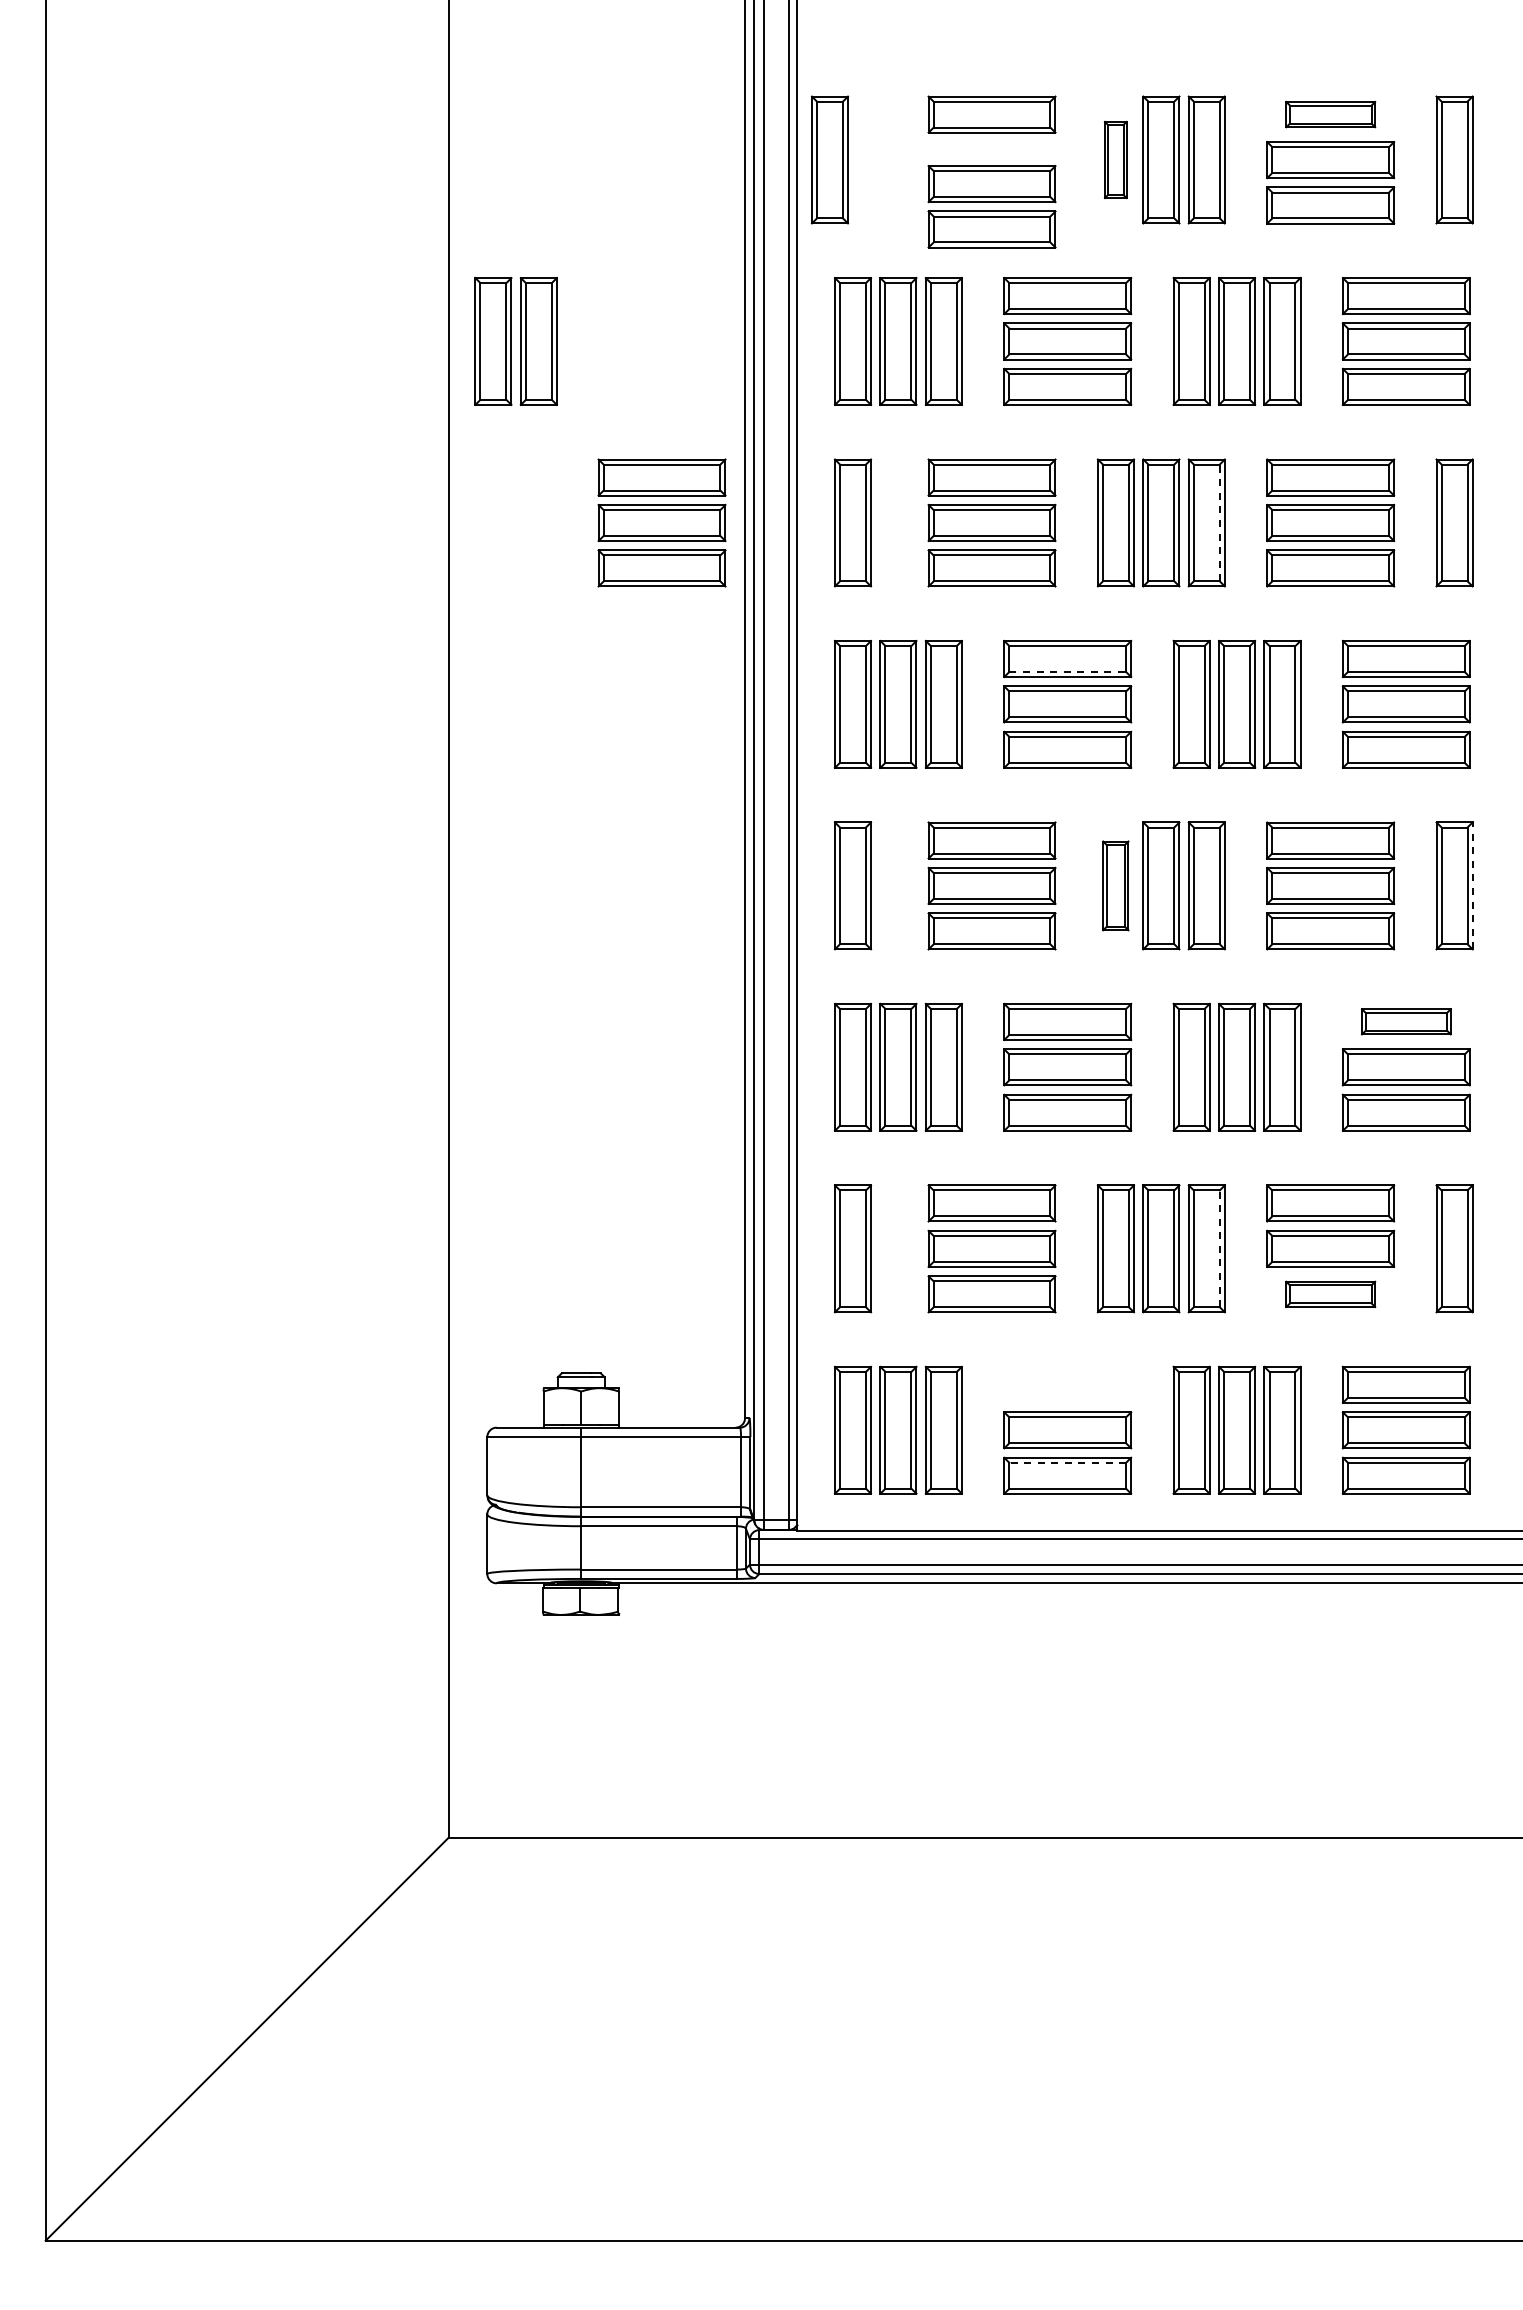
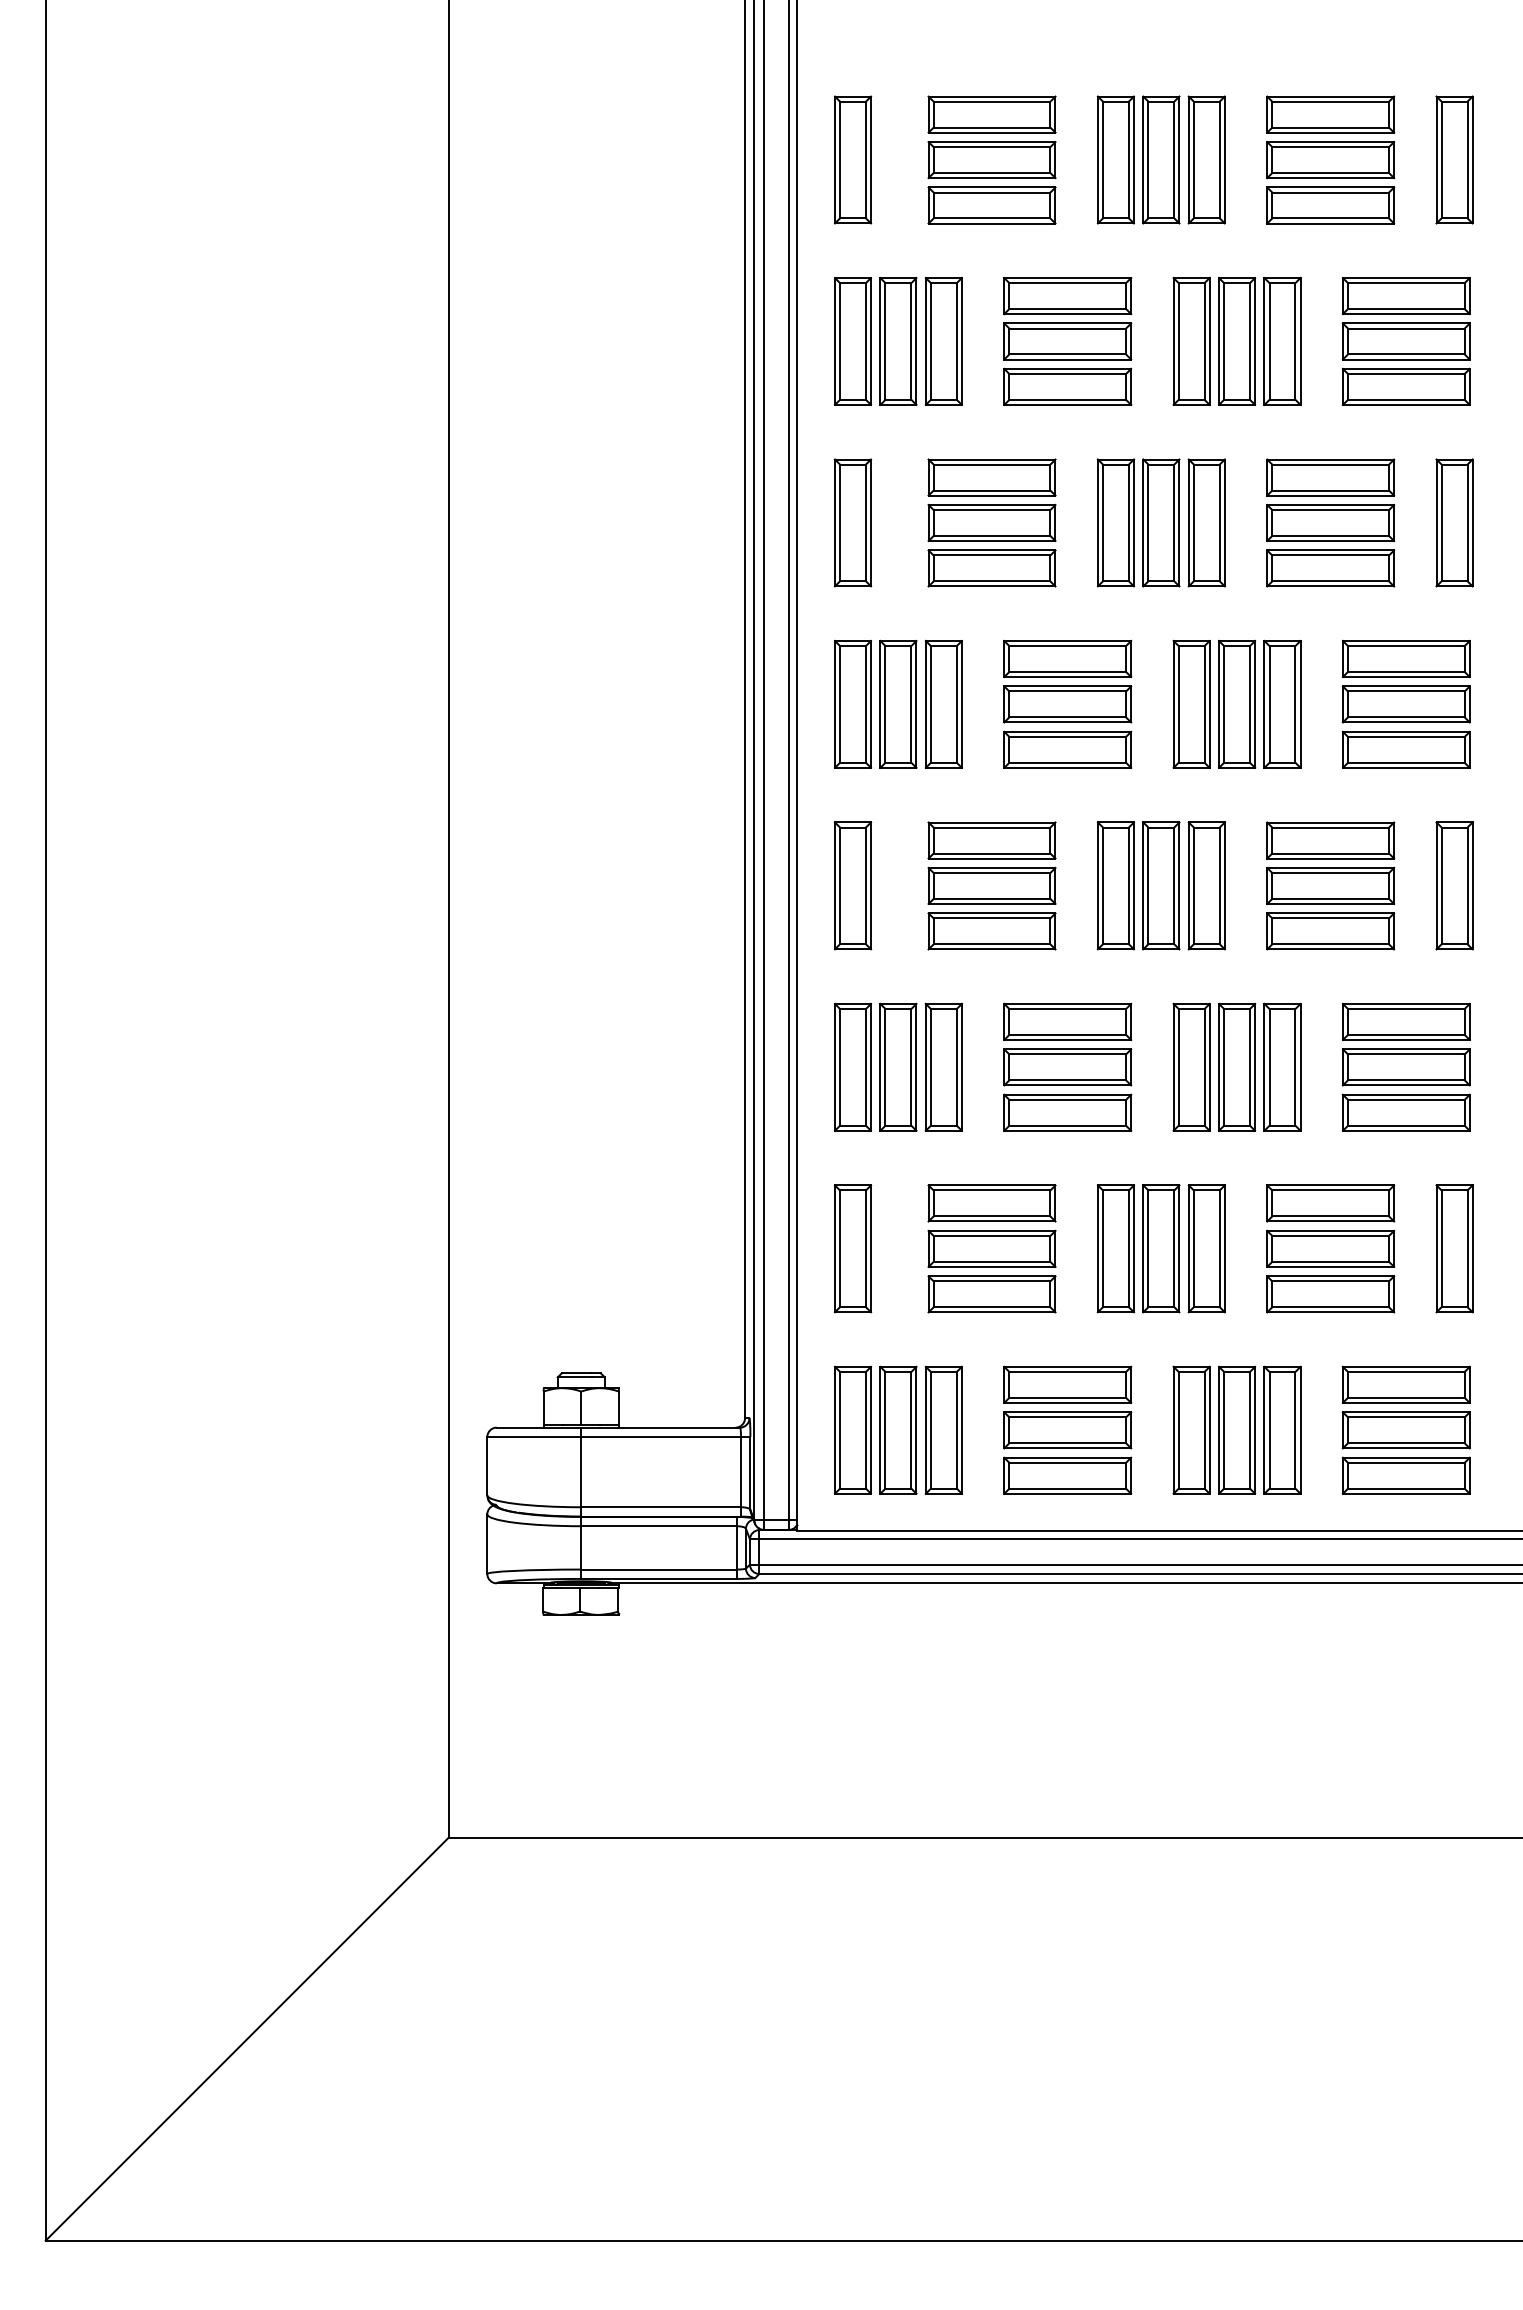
part size: 92x29 px -> 130x39 px (1330, 114)
part position: (829, 159) -> (852, 159) (852, 159)
part size: 24x80 px -> 39x130 px (1115, 159)
part position: (991, 206) -> (991, 182) (991, 182)
part: present -> none (515, 341)
part: present -> none (661, 522)
line: dashed -> solid (1219, 522)
line: dashed -> solid (1068, 672)
part size: 28x92 px -> 39x130 px (1115, 885)
line: dashed -> solid (1472, 885)
part size: 91x28 px -> 129x39 px (1406, 1021)
line: dashed -> solid (1219, 1248)
part size: 92x29 px -> 130x39 px (1330, 1294)
part: none -> present (1067, 1384)
line: dashed -> solid (1067, 1462)
